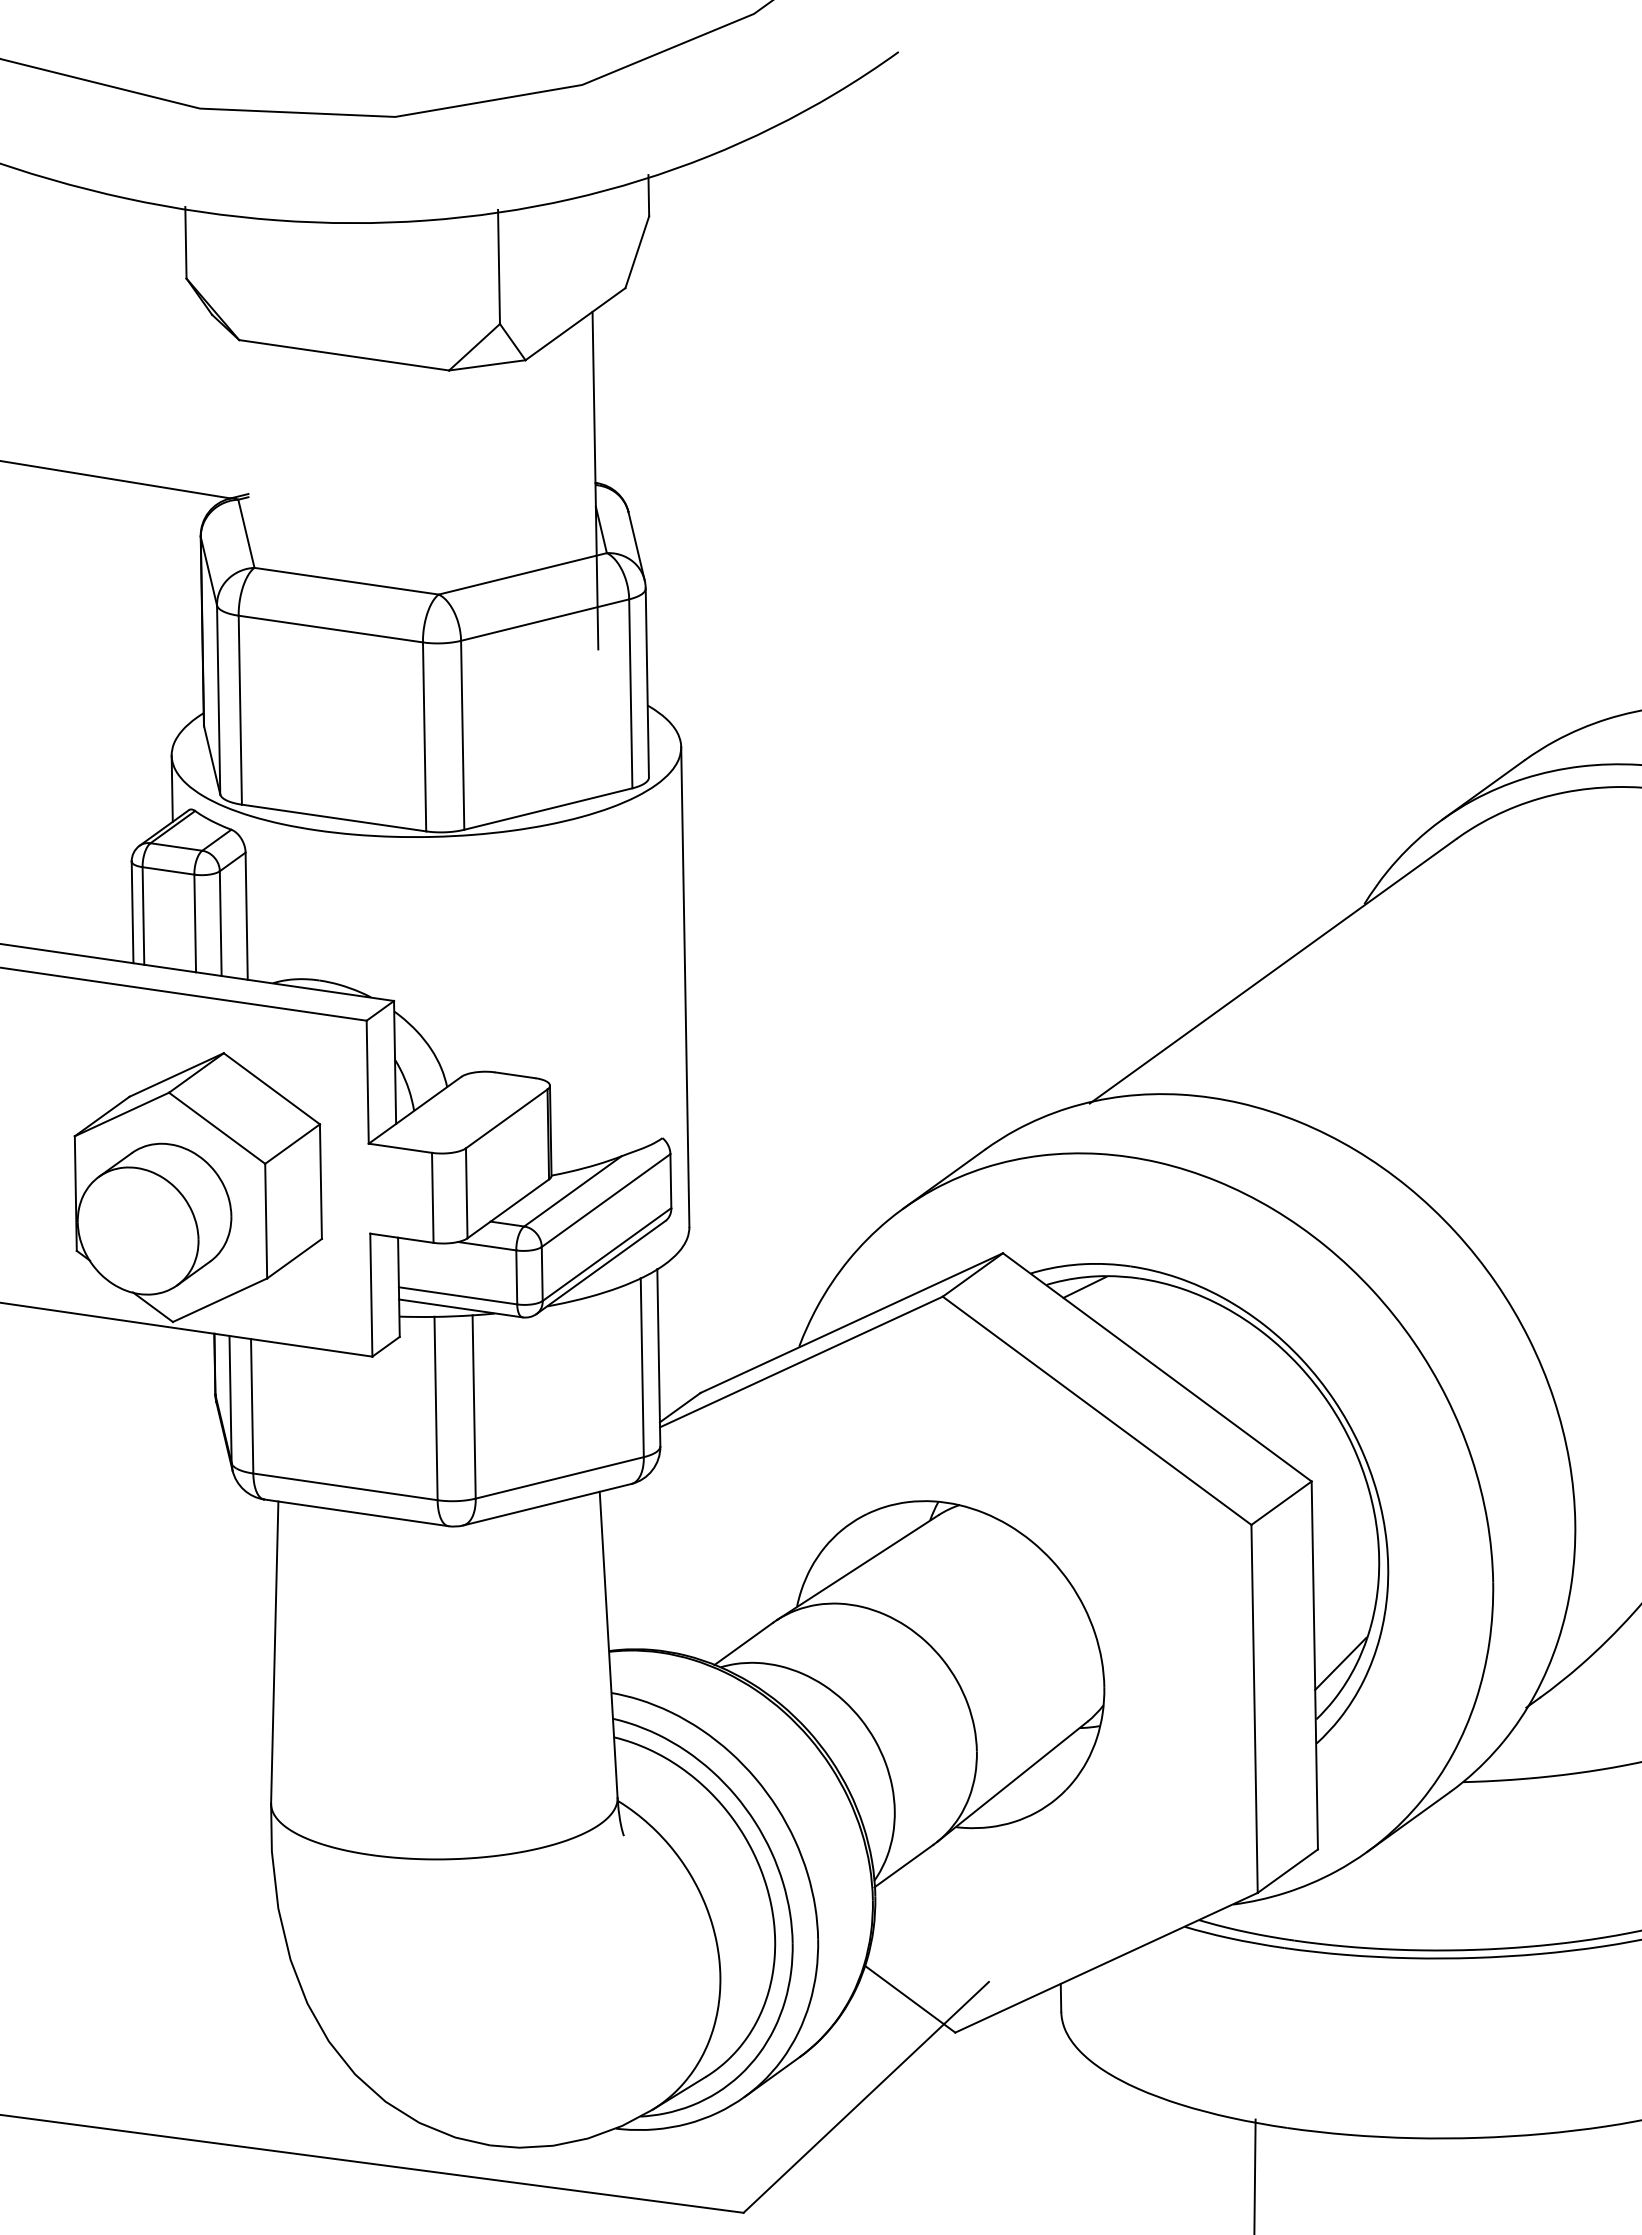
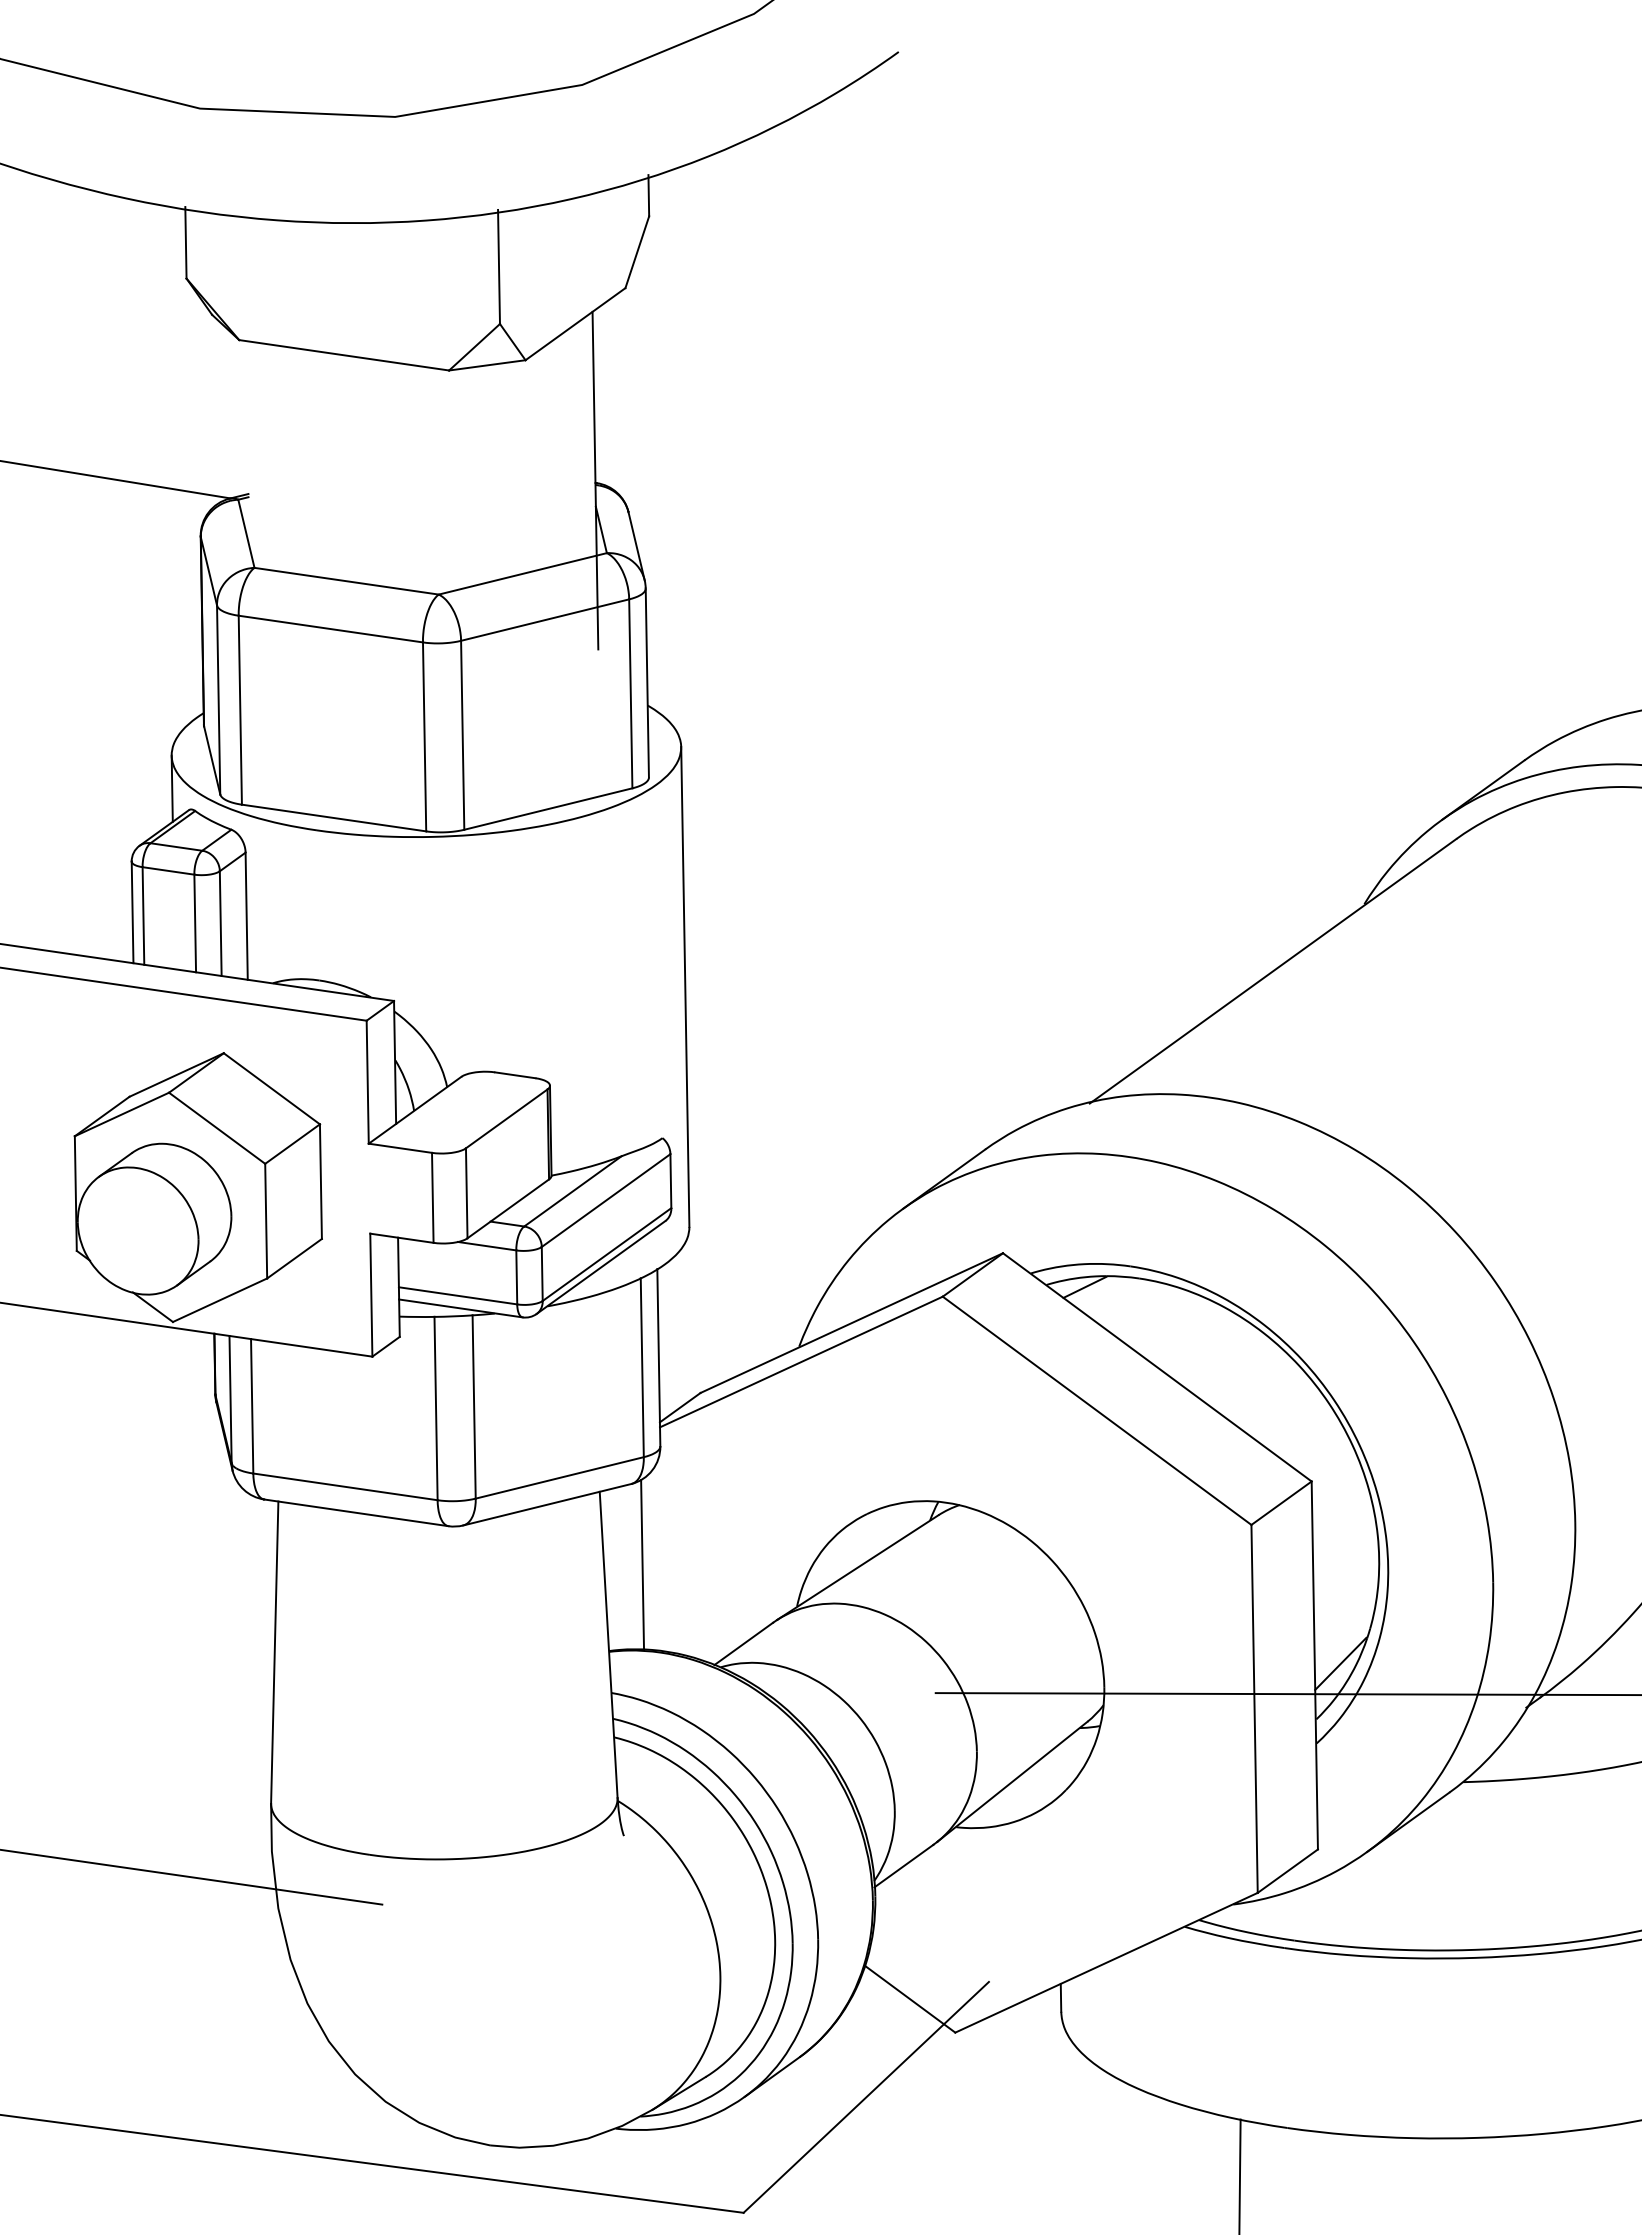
line: none -> present (642, 1564)
line: none -> present (1286, 1694)
line: none -> present (192, 1877)
line position: (1254, 2175) -> (1239, 2175) (1239, 2175)
